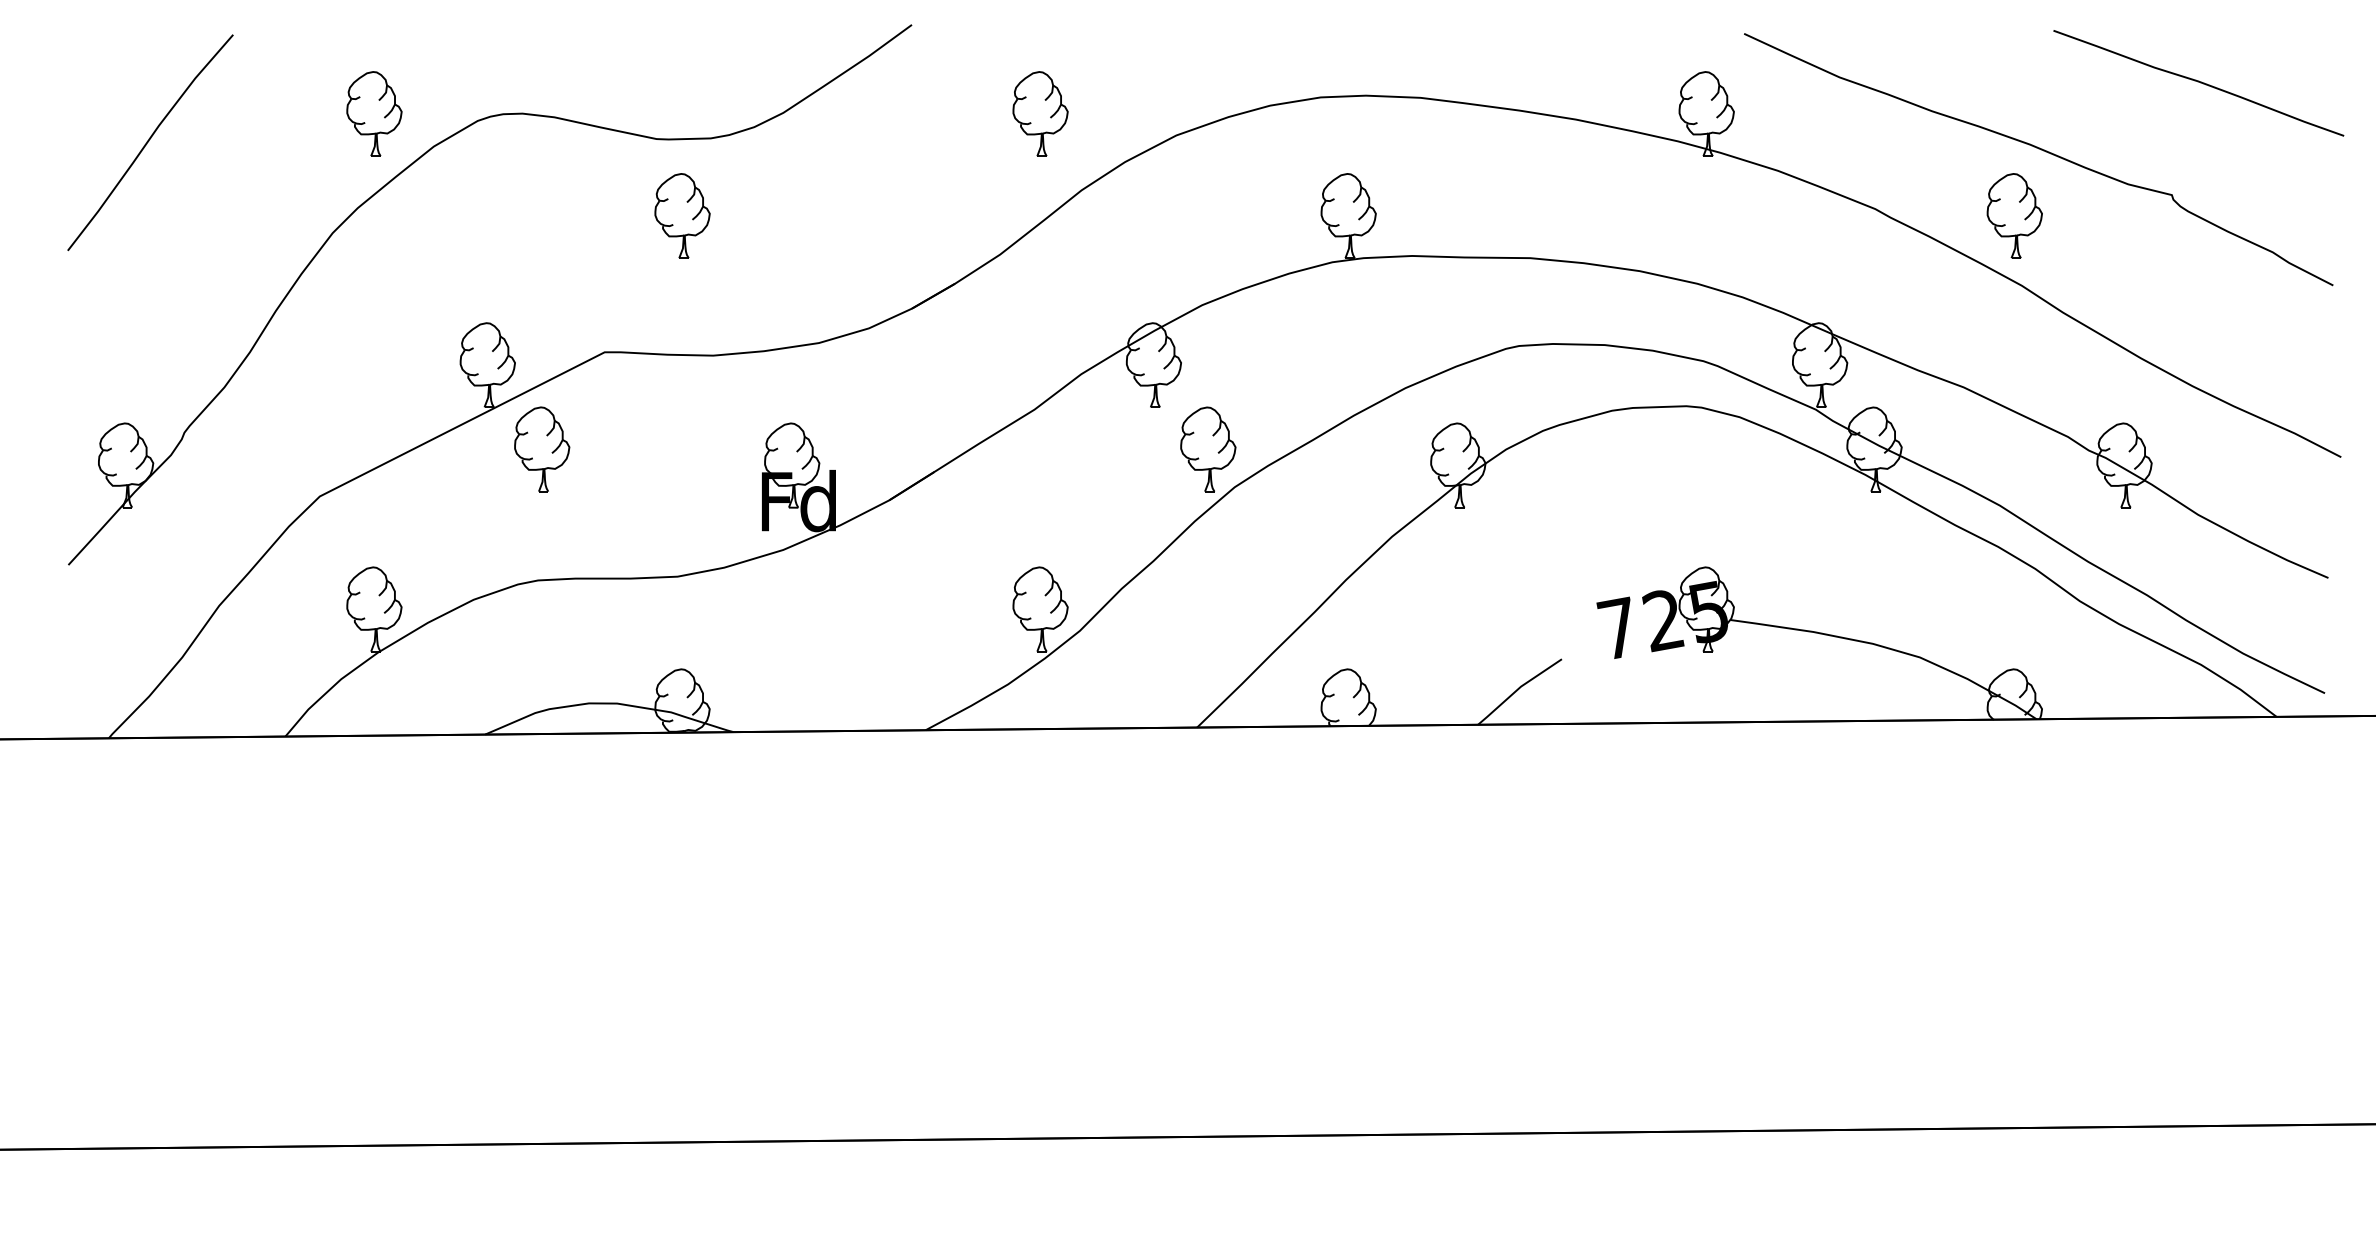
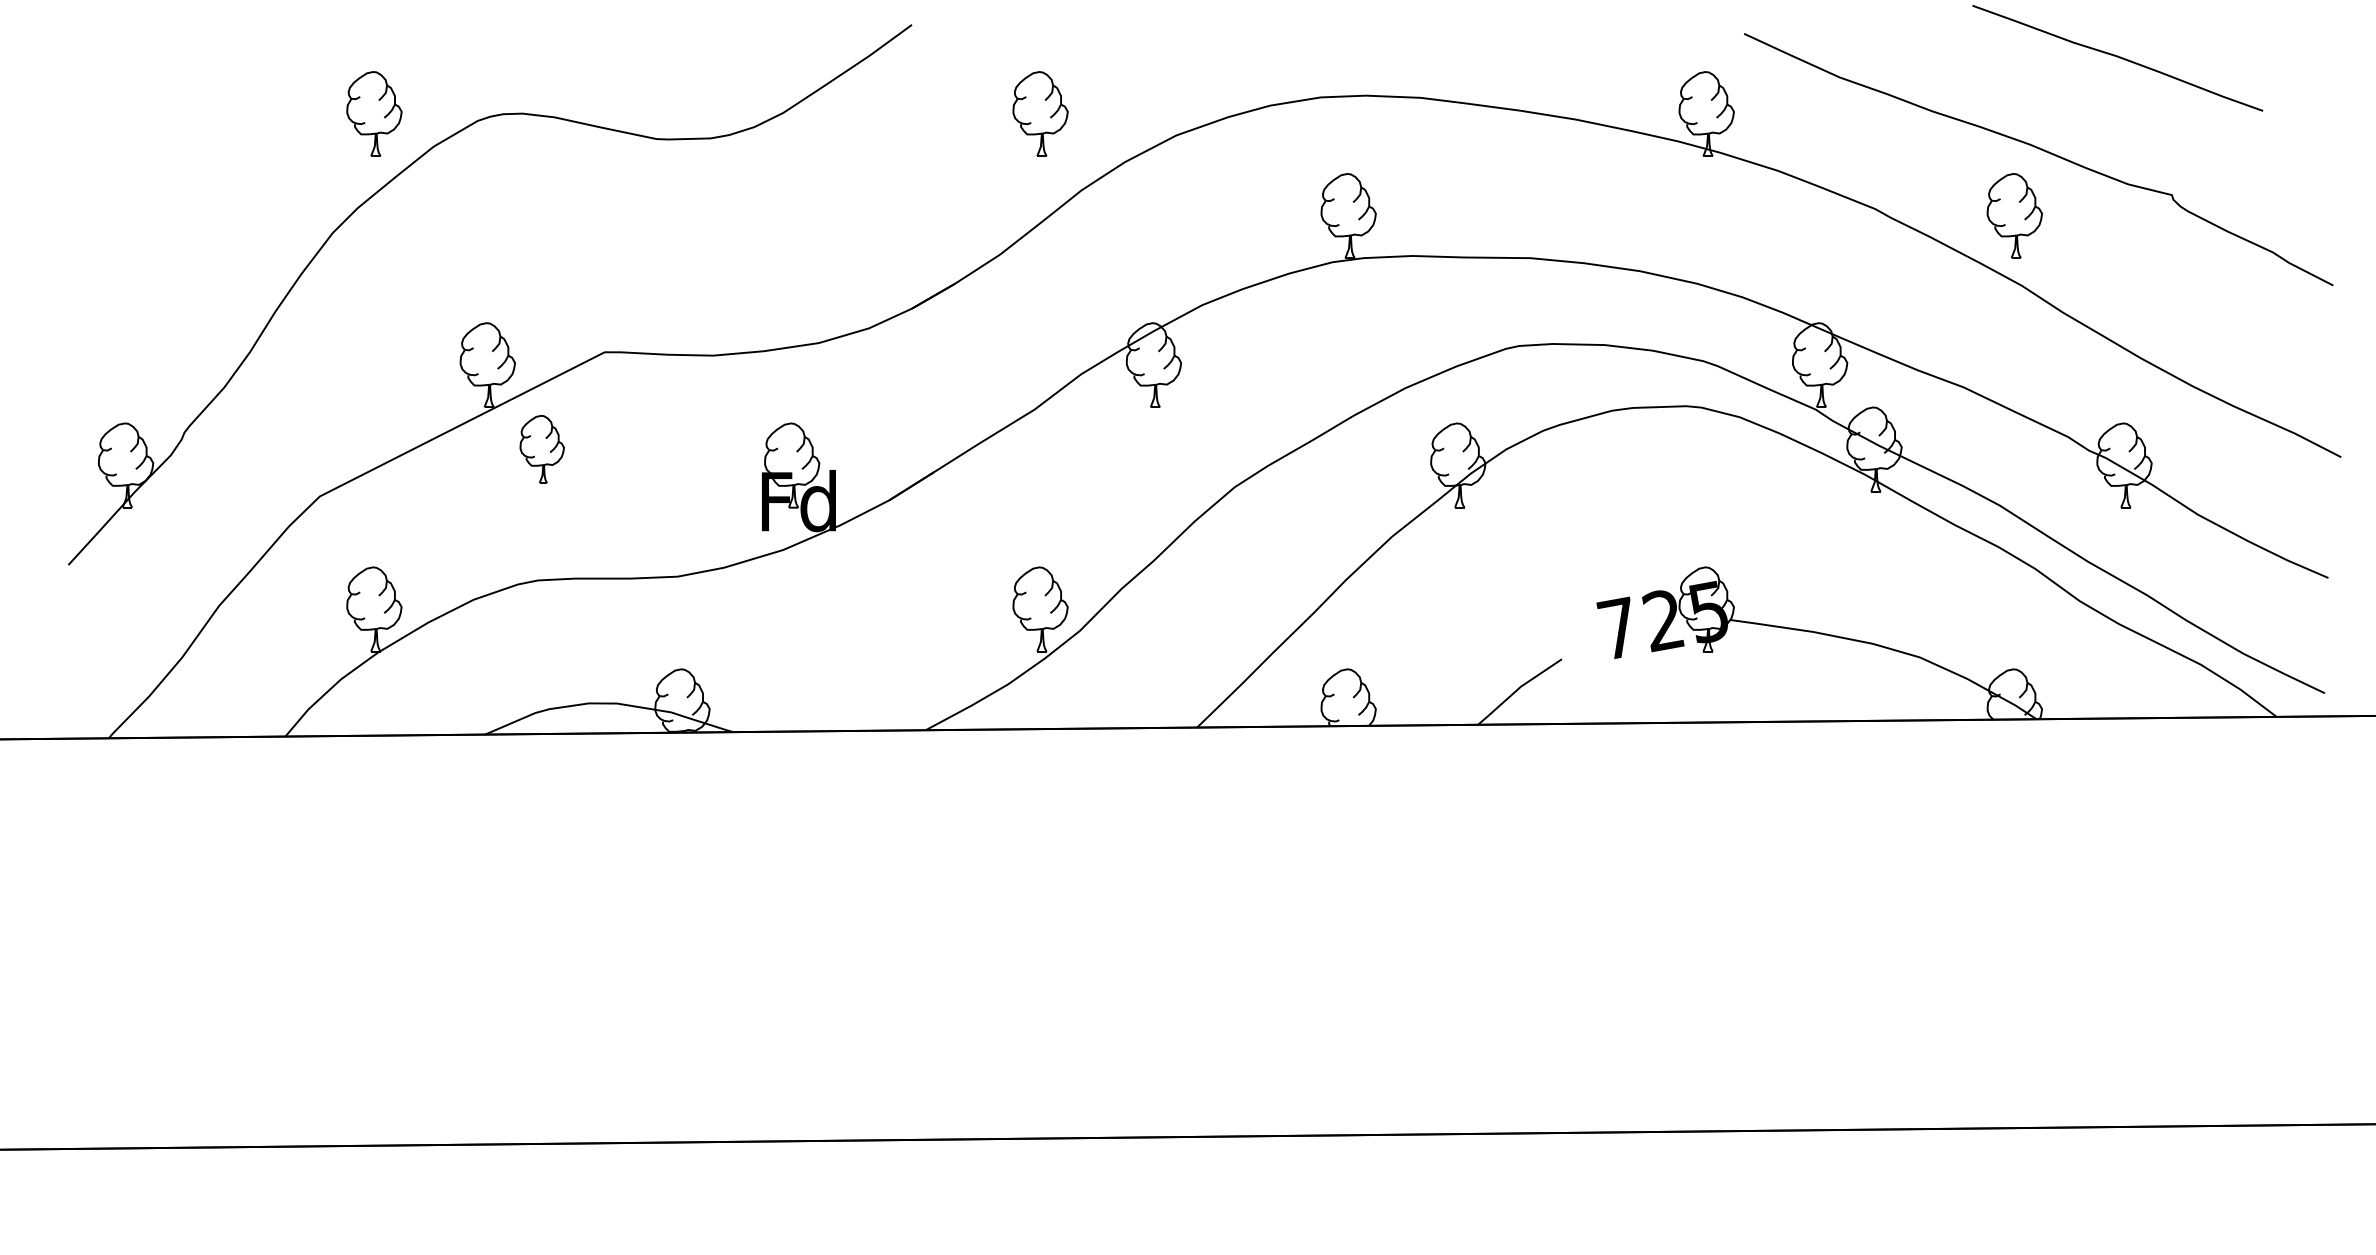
curve position: (2198, 82) -> (2117, 57) (2117, 57)
curve: present -> none (149, 141)
part: present -> none (682, 215)
part size: 57x87 px -> 46x70 px (541, 448)
part: present -> none (1208, 449)
